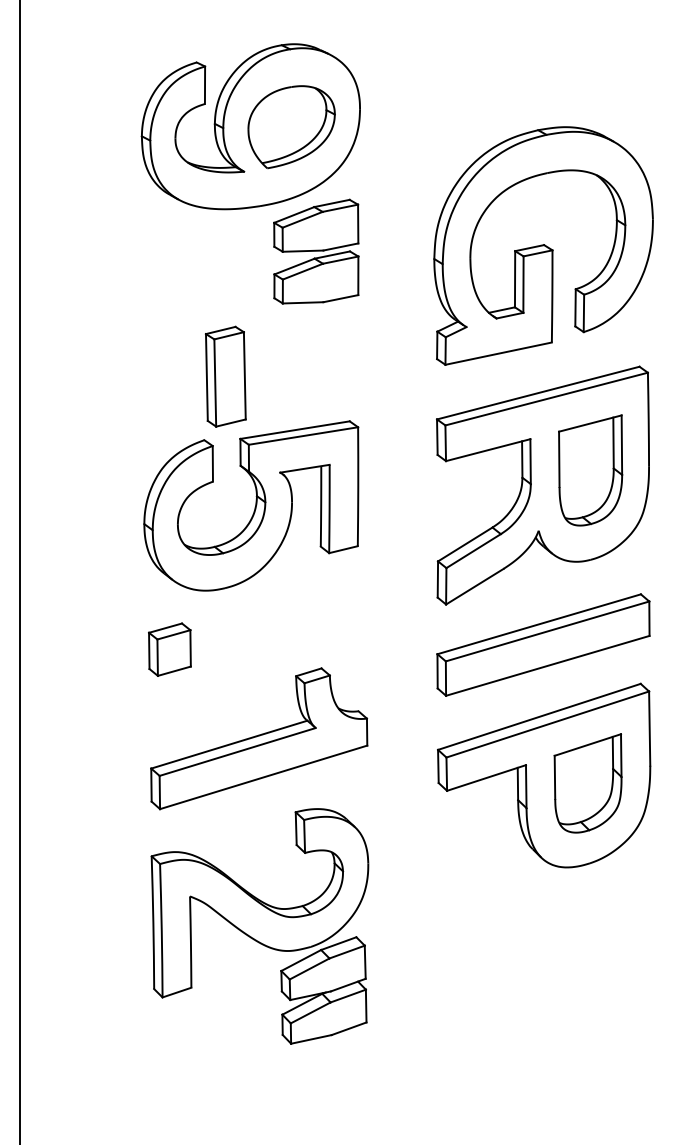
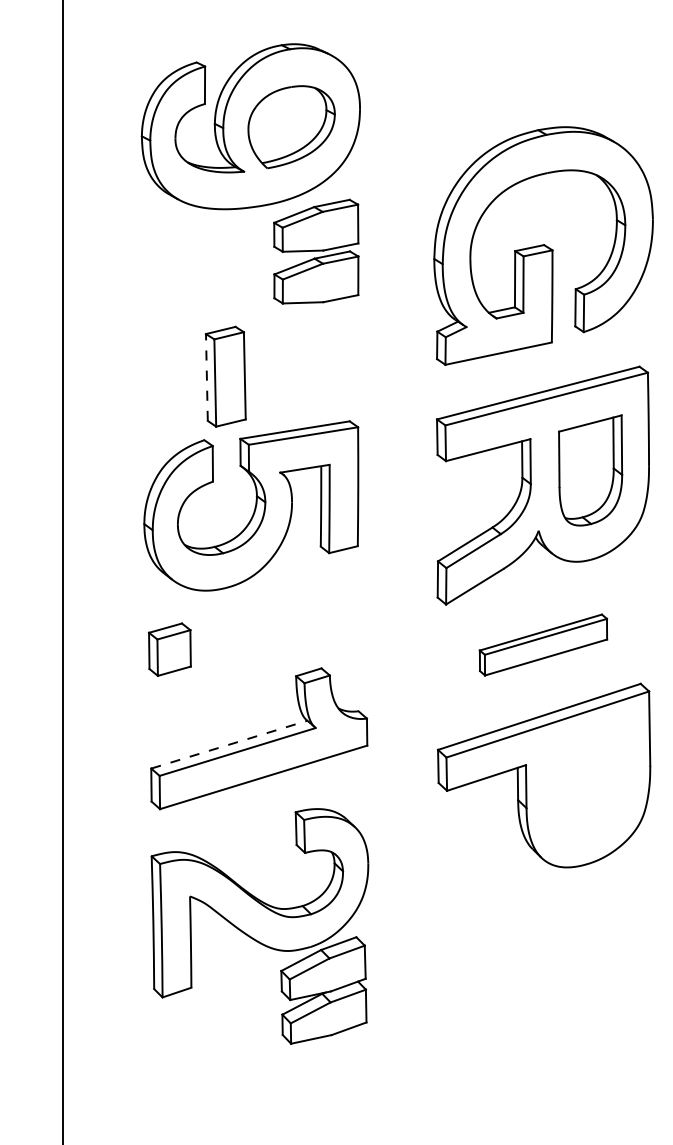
line: solid -> dashed (206, 376)
line position: (20, 571) -> (63, 571) (63, 571)
part size: 215x104 px -> 131x64 px (543, 644)
line: solid -> dashed (229, 744)
part: present -> none (587, 783)
